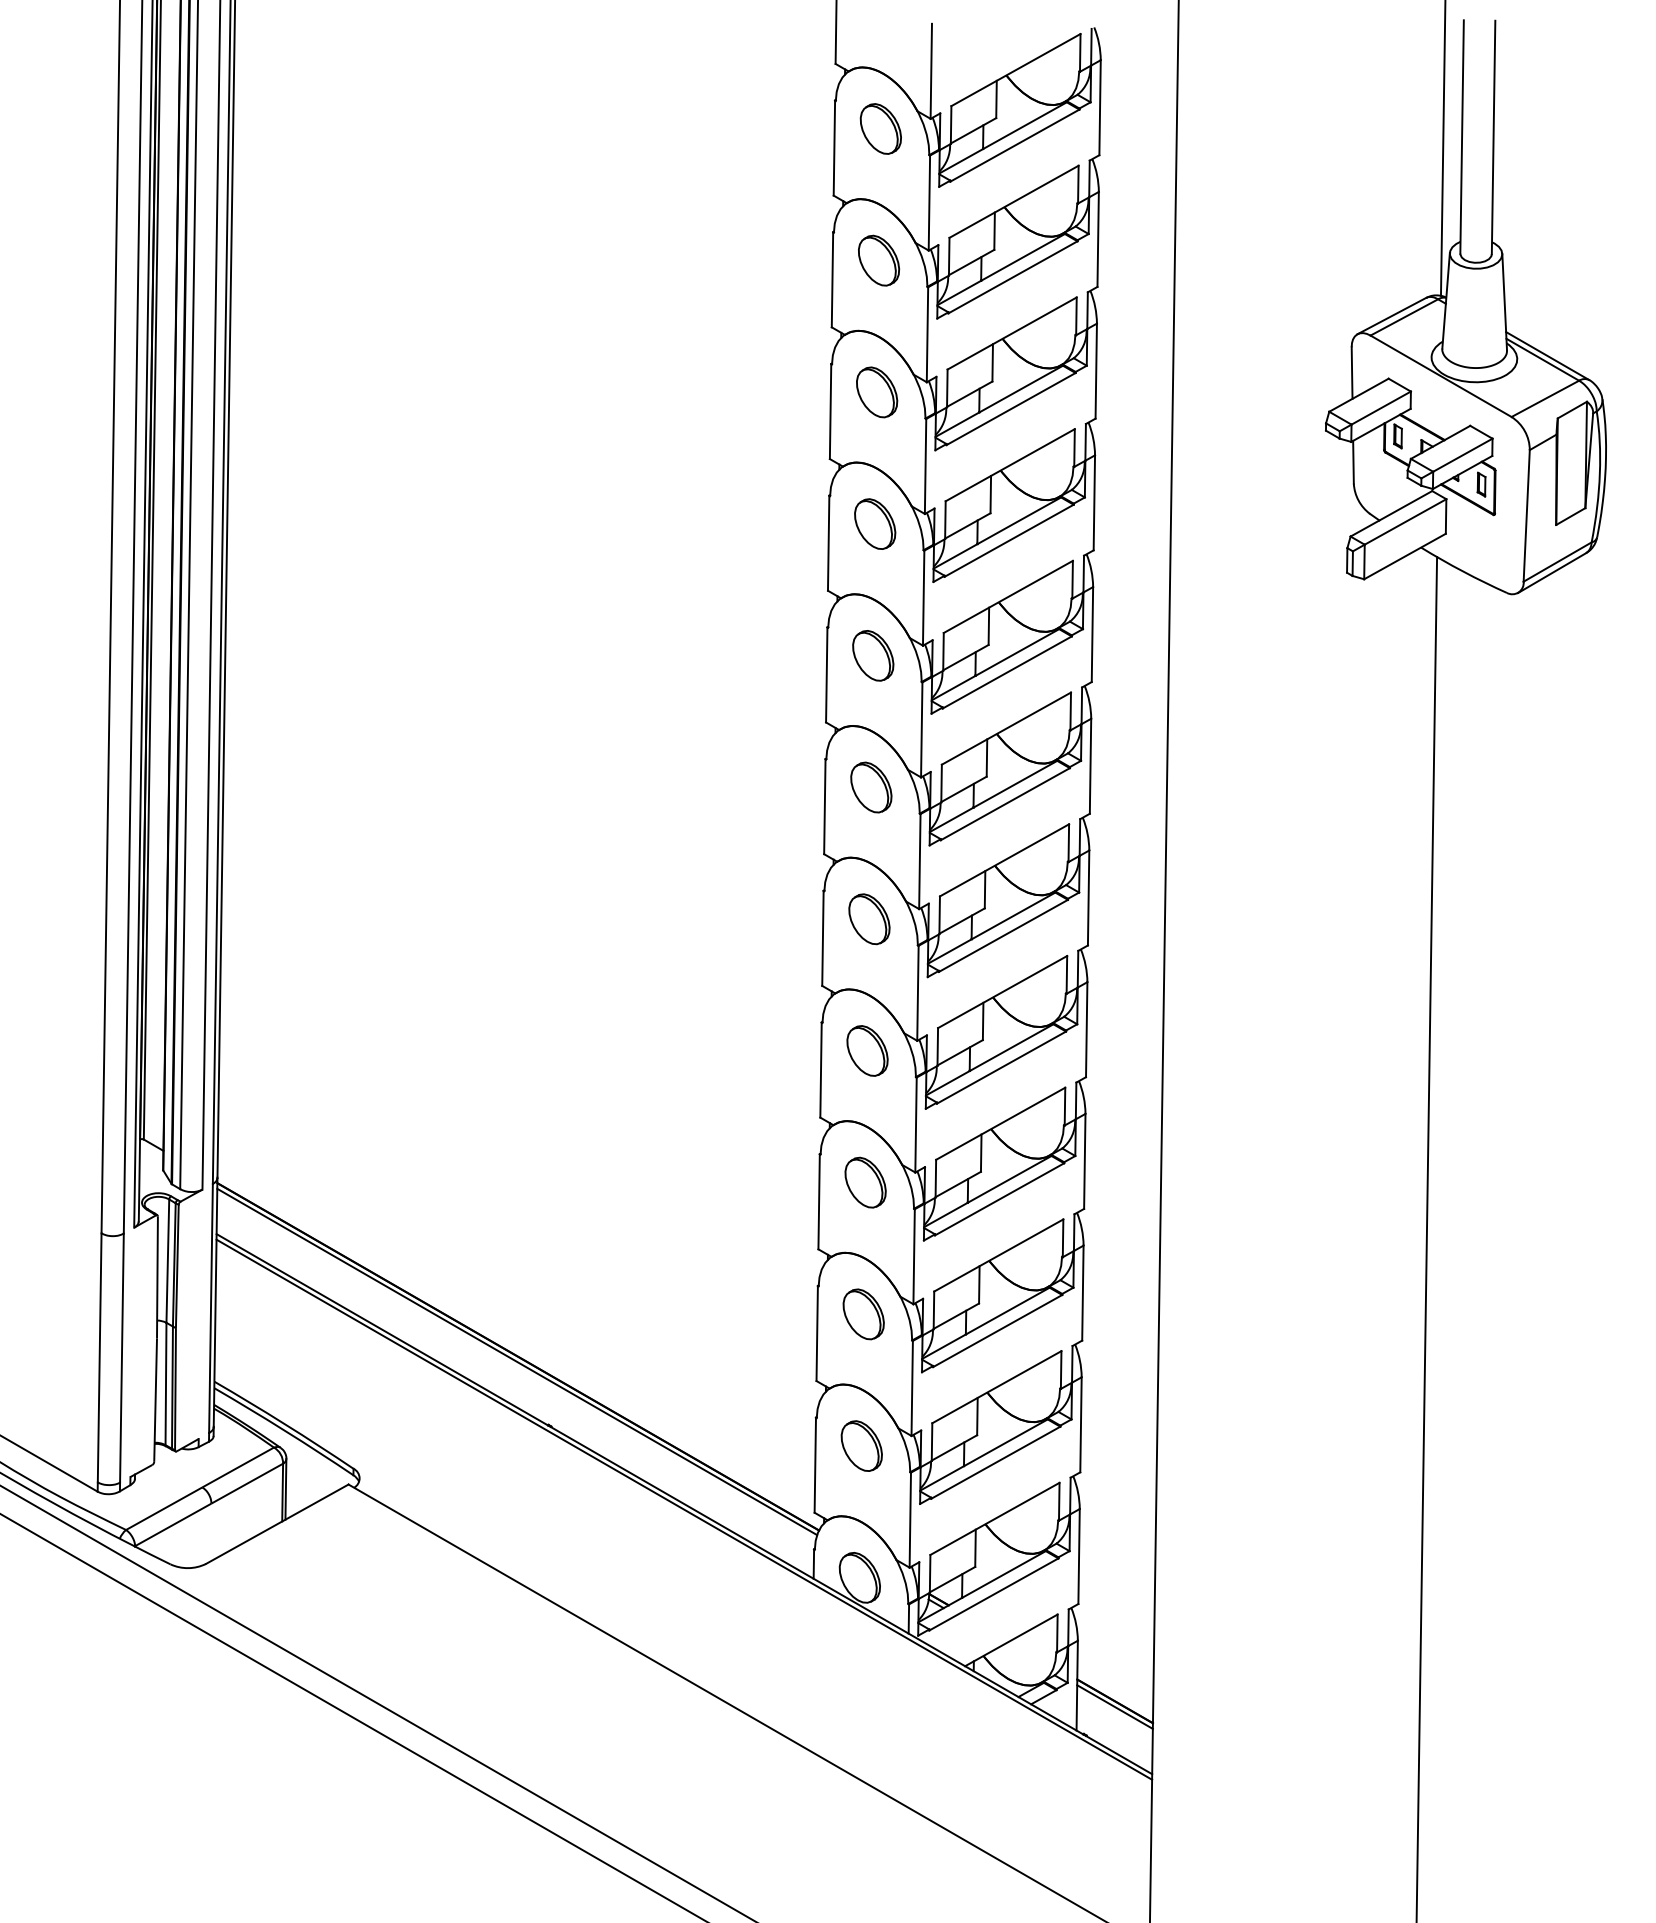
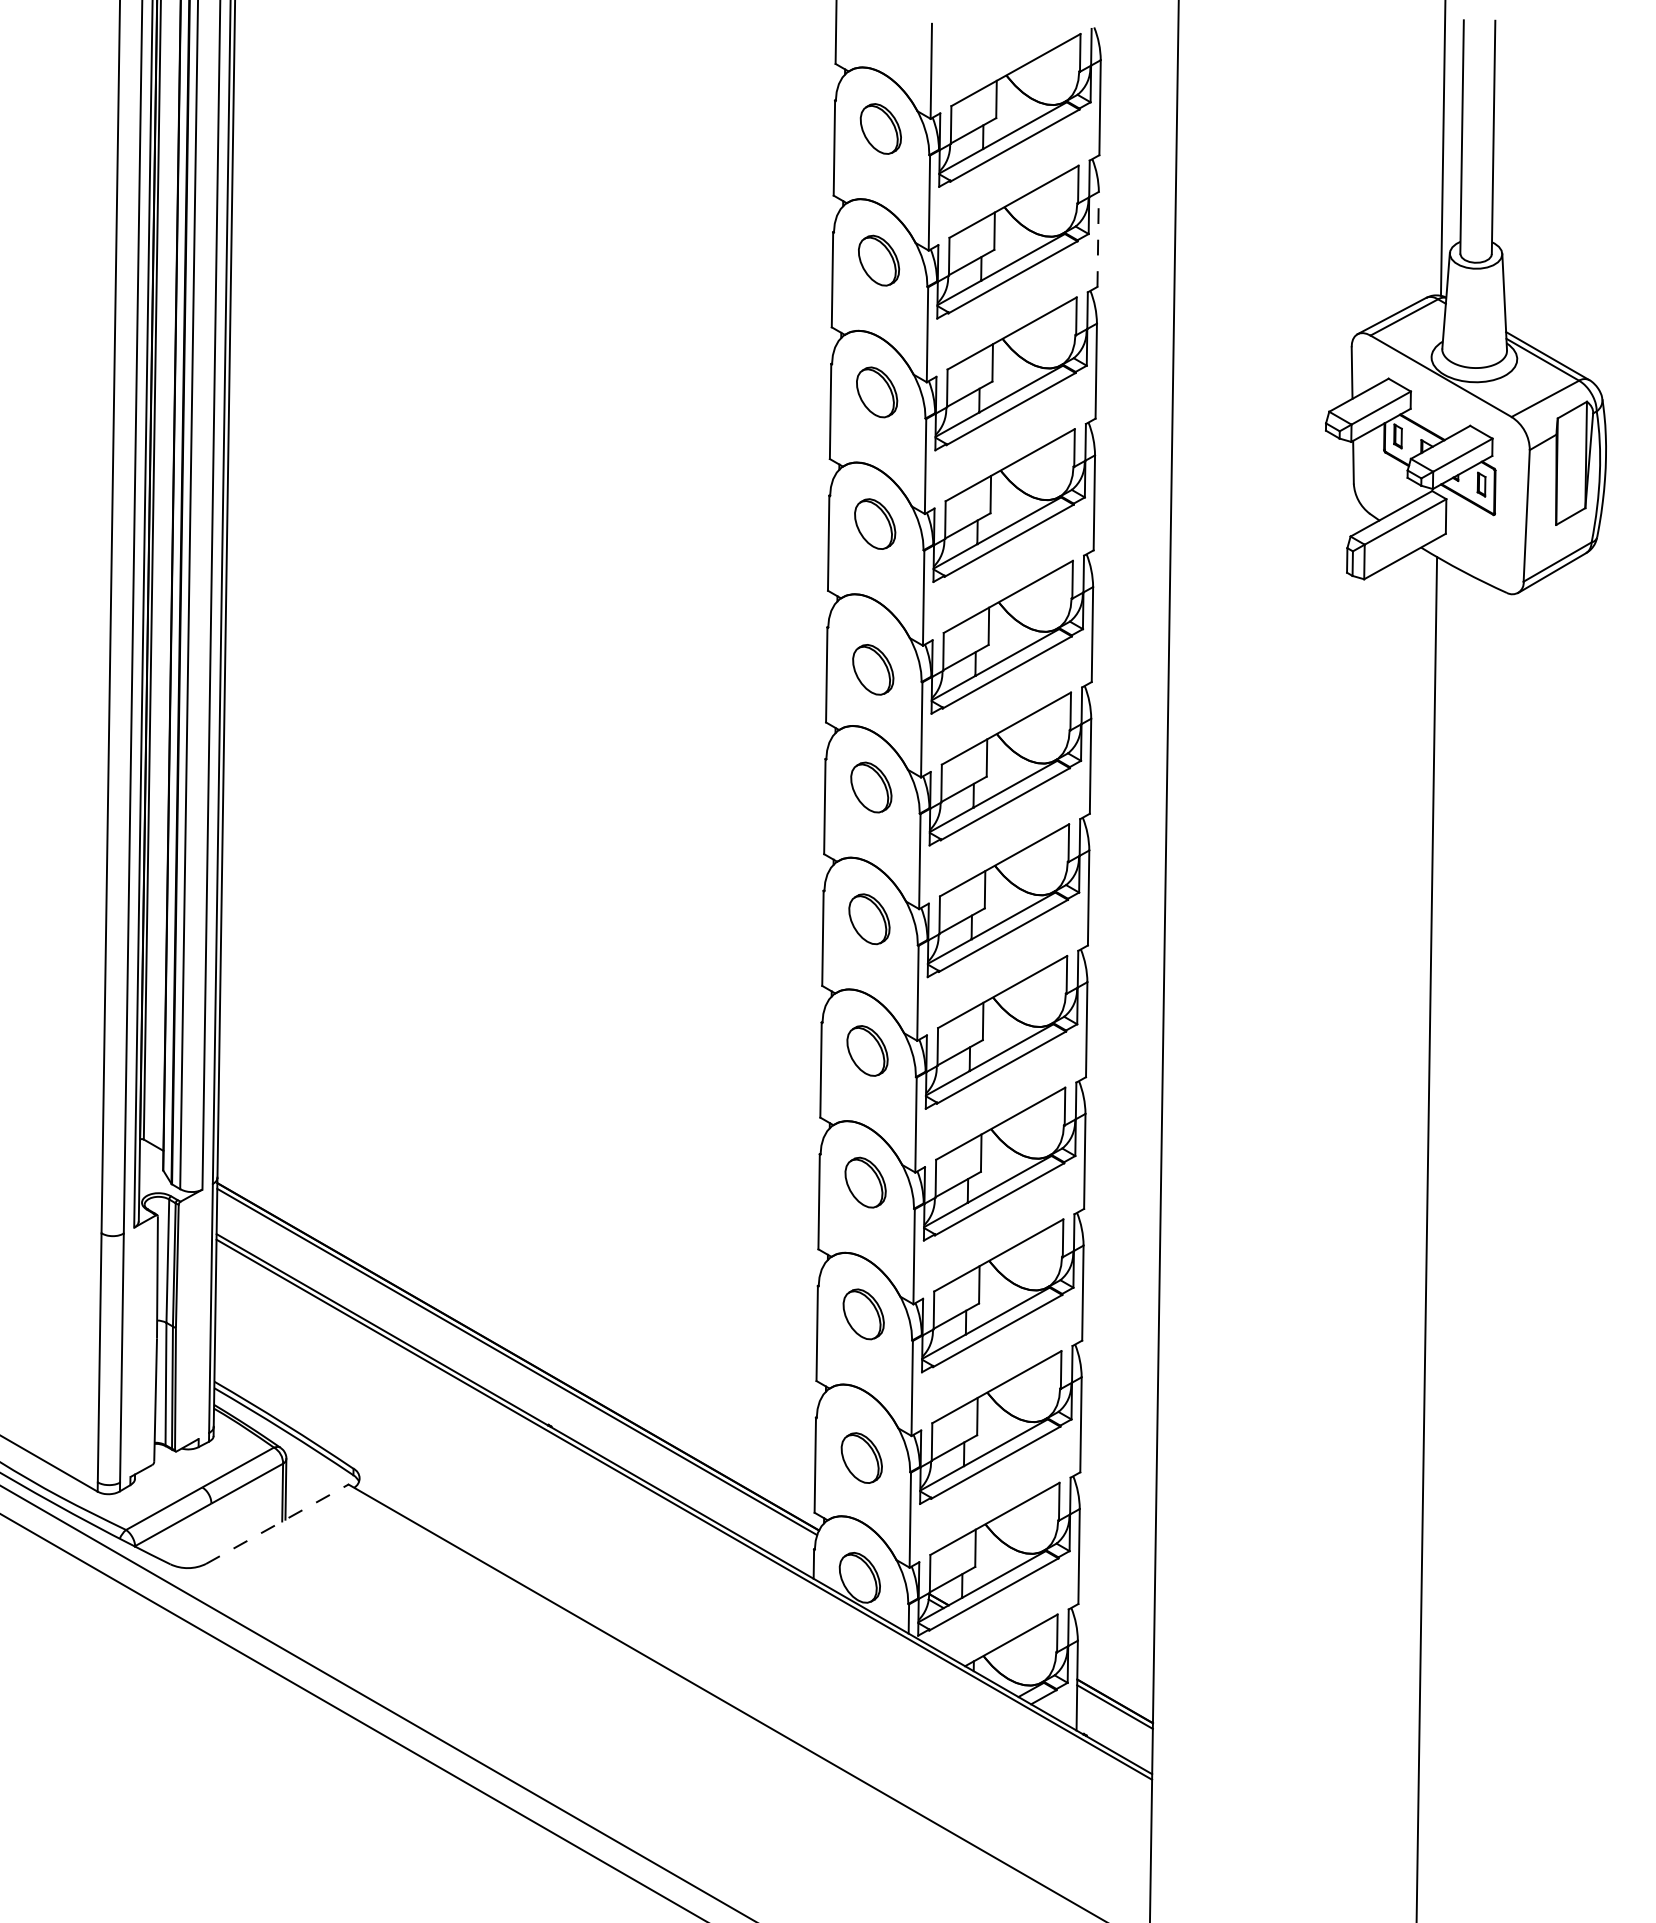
line: solid -> dashed (1098, 239)
part position: (873, 655) -> (873, 669) (873, 669)
part position: (861, 1445) -> (861, 1457) (861, 1457)
line: solid -> dashed (277, 1524)
